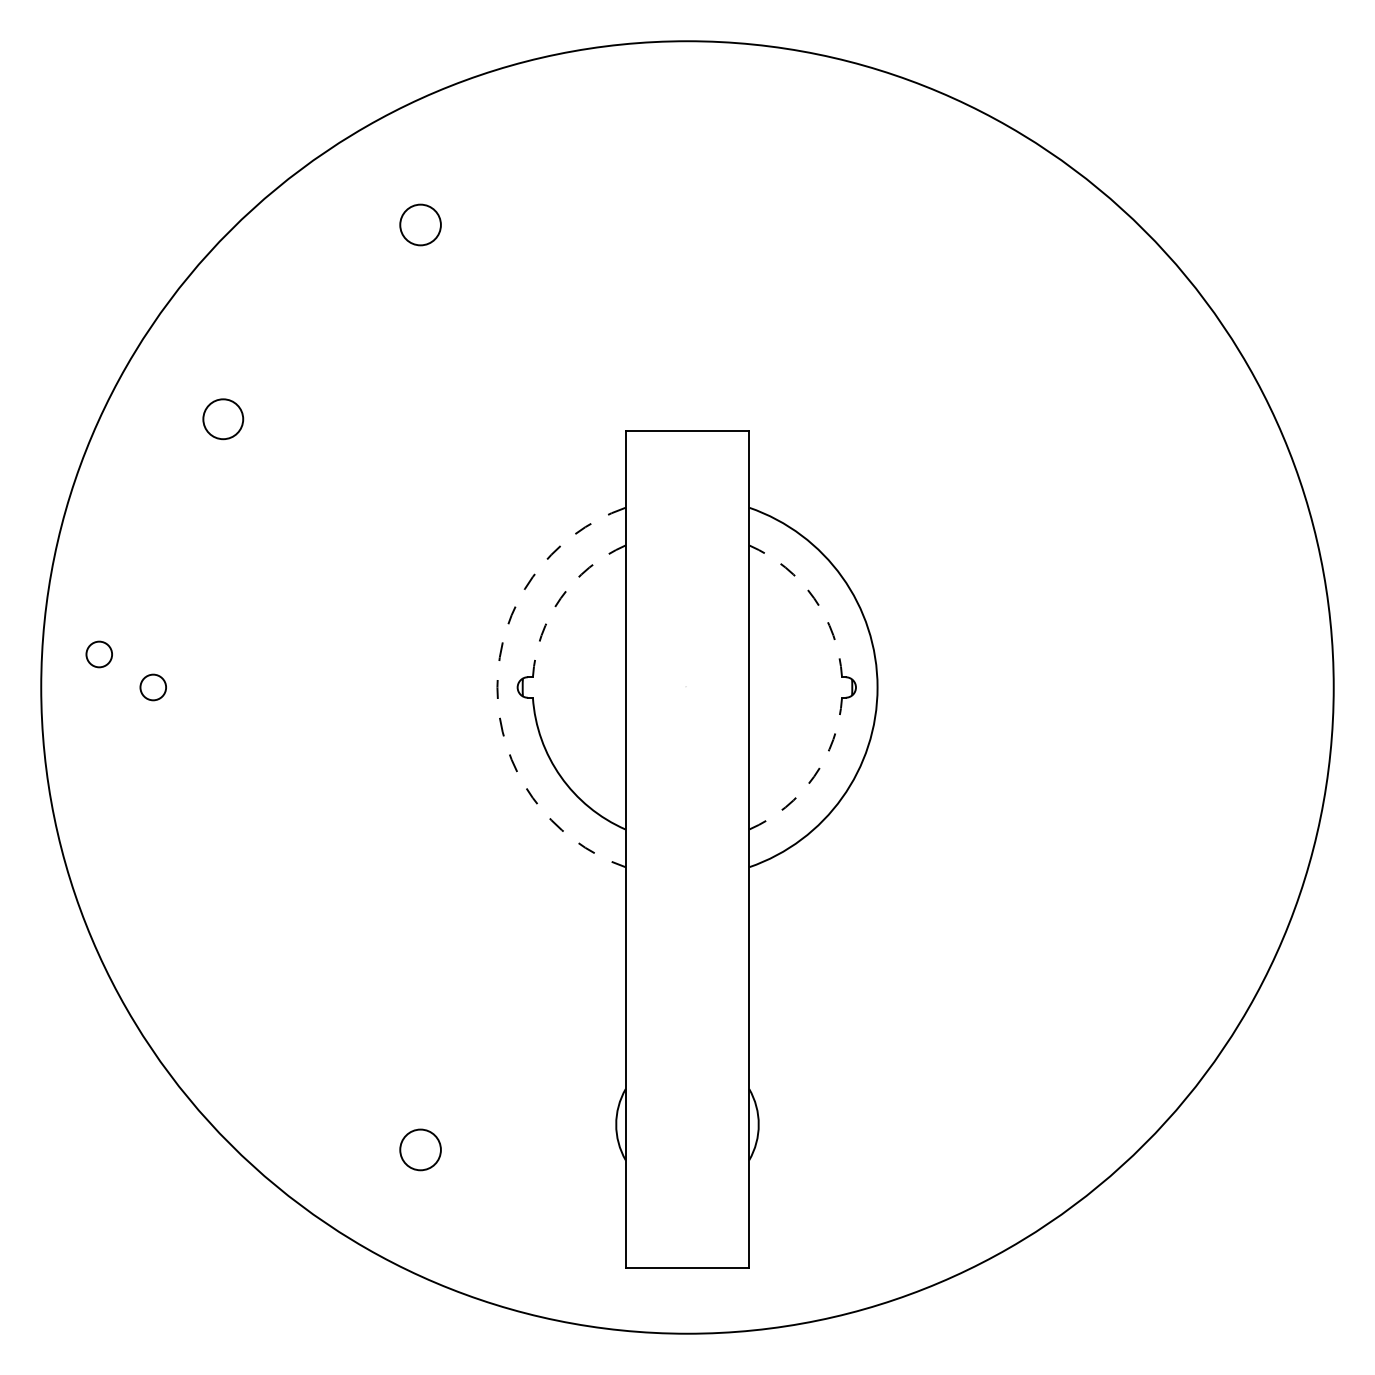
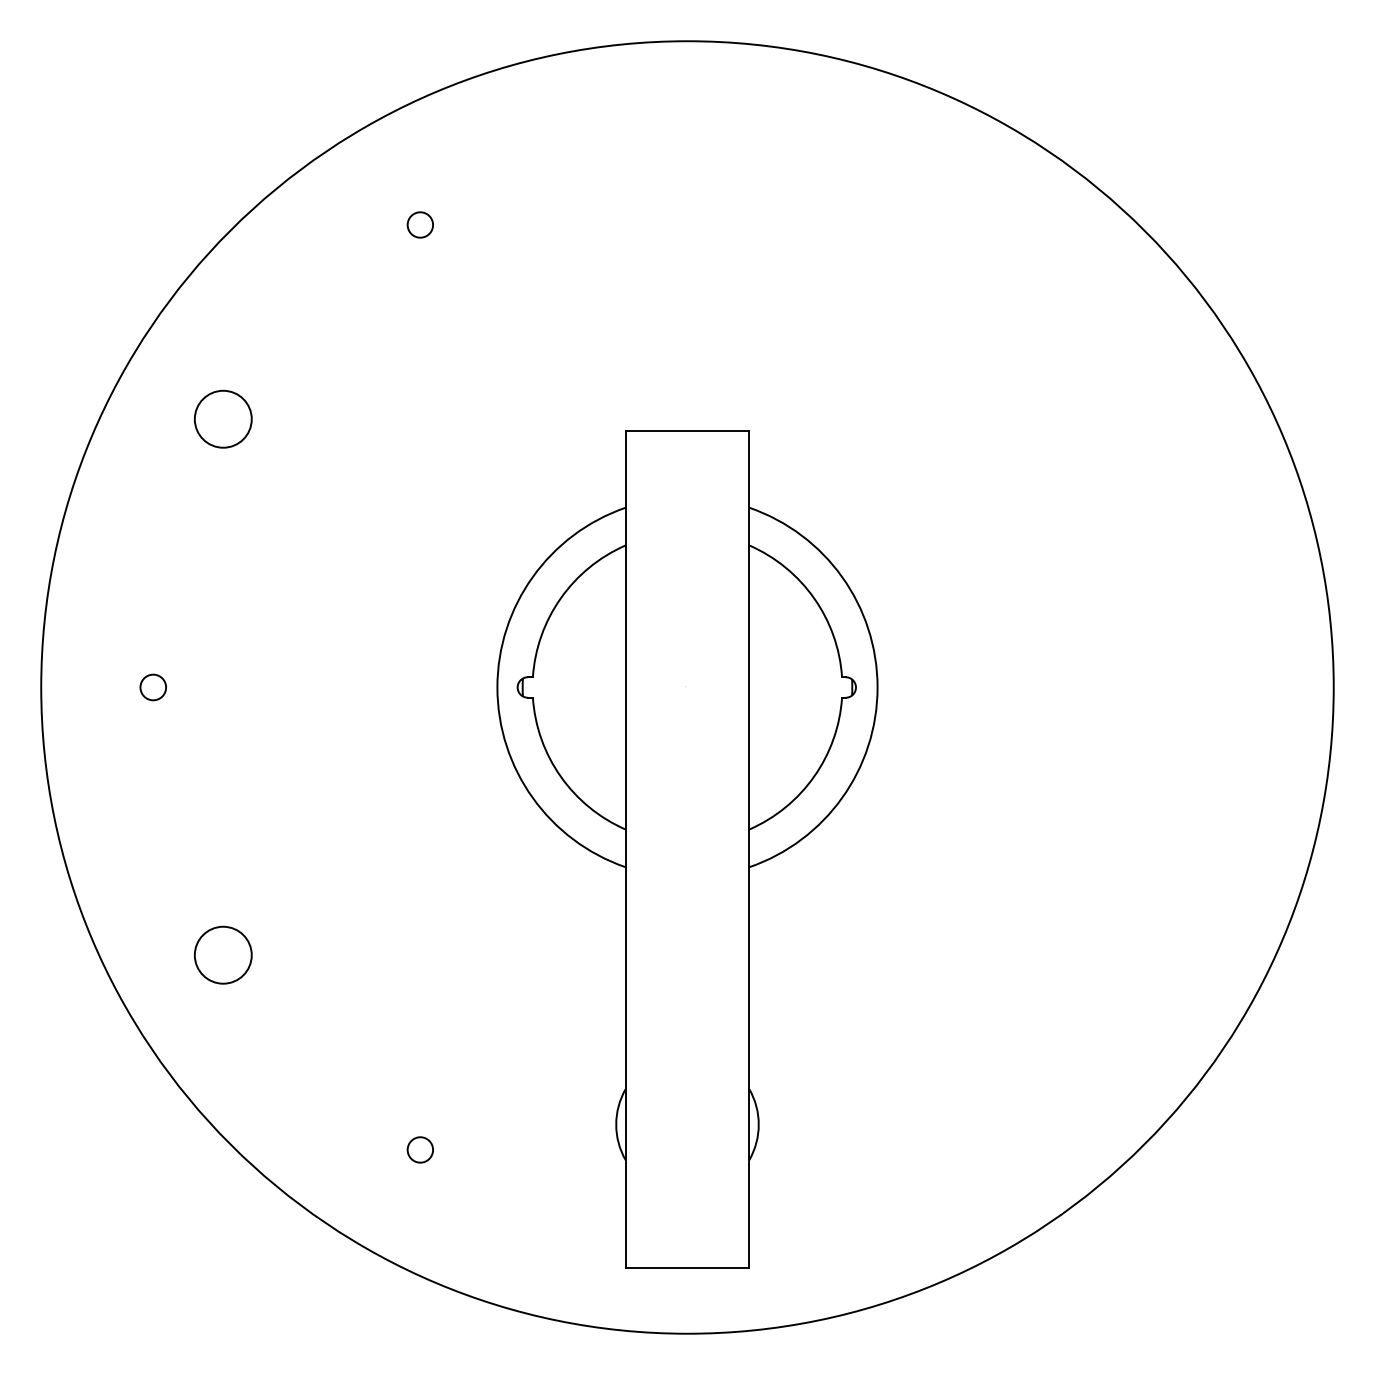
circle size: 43x44 px -> 28x28 px (419, 224)
circle diameter: 40 px -> 57 px (222, 418)
arc: dashed -> solid (560, 598)
arc: dashed -> solid (814, 598)
circle: present -> none (98, 654)
arc: dashed -> solid (497, 687)
arc: dashed -> solid (814, 776)
circle: none -> present (222, 954)
circle size: 43x44 px -> 28x28 px (419, 1149)
